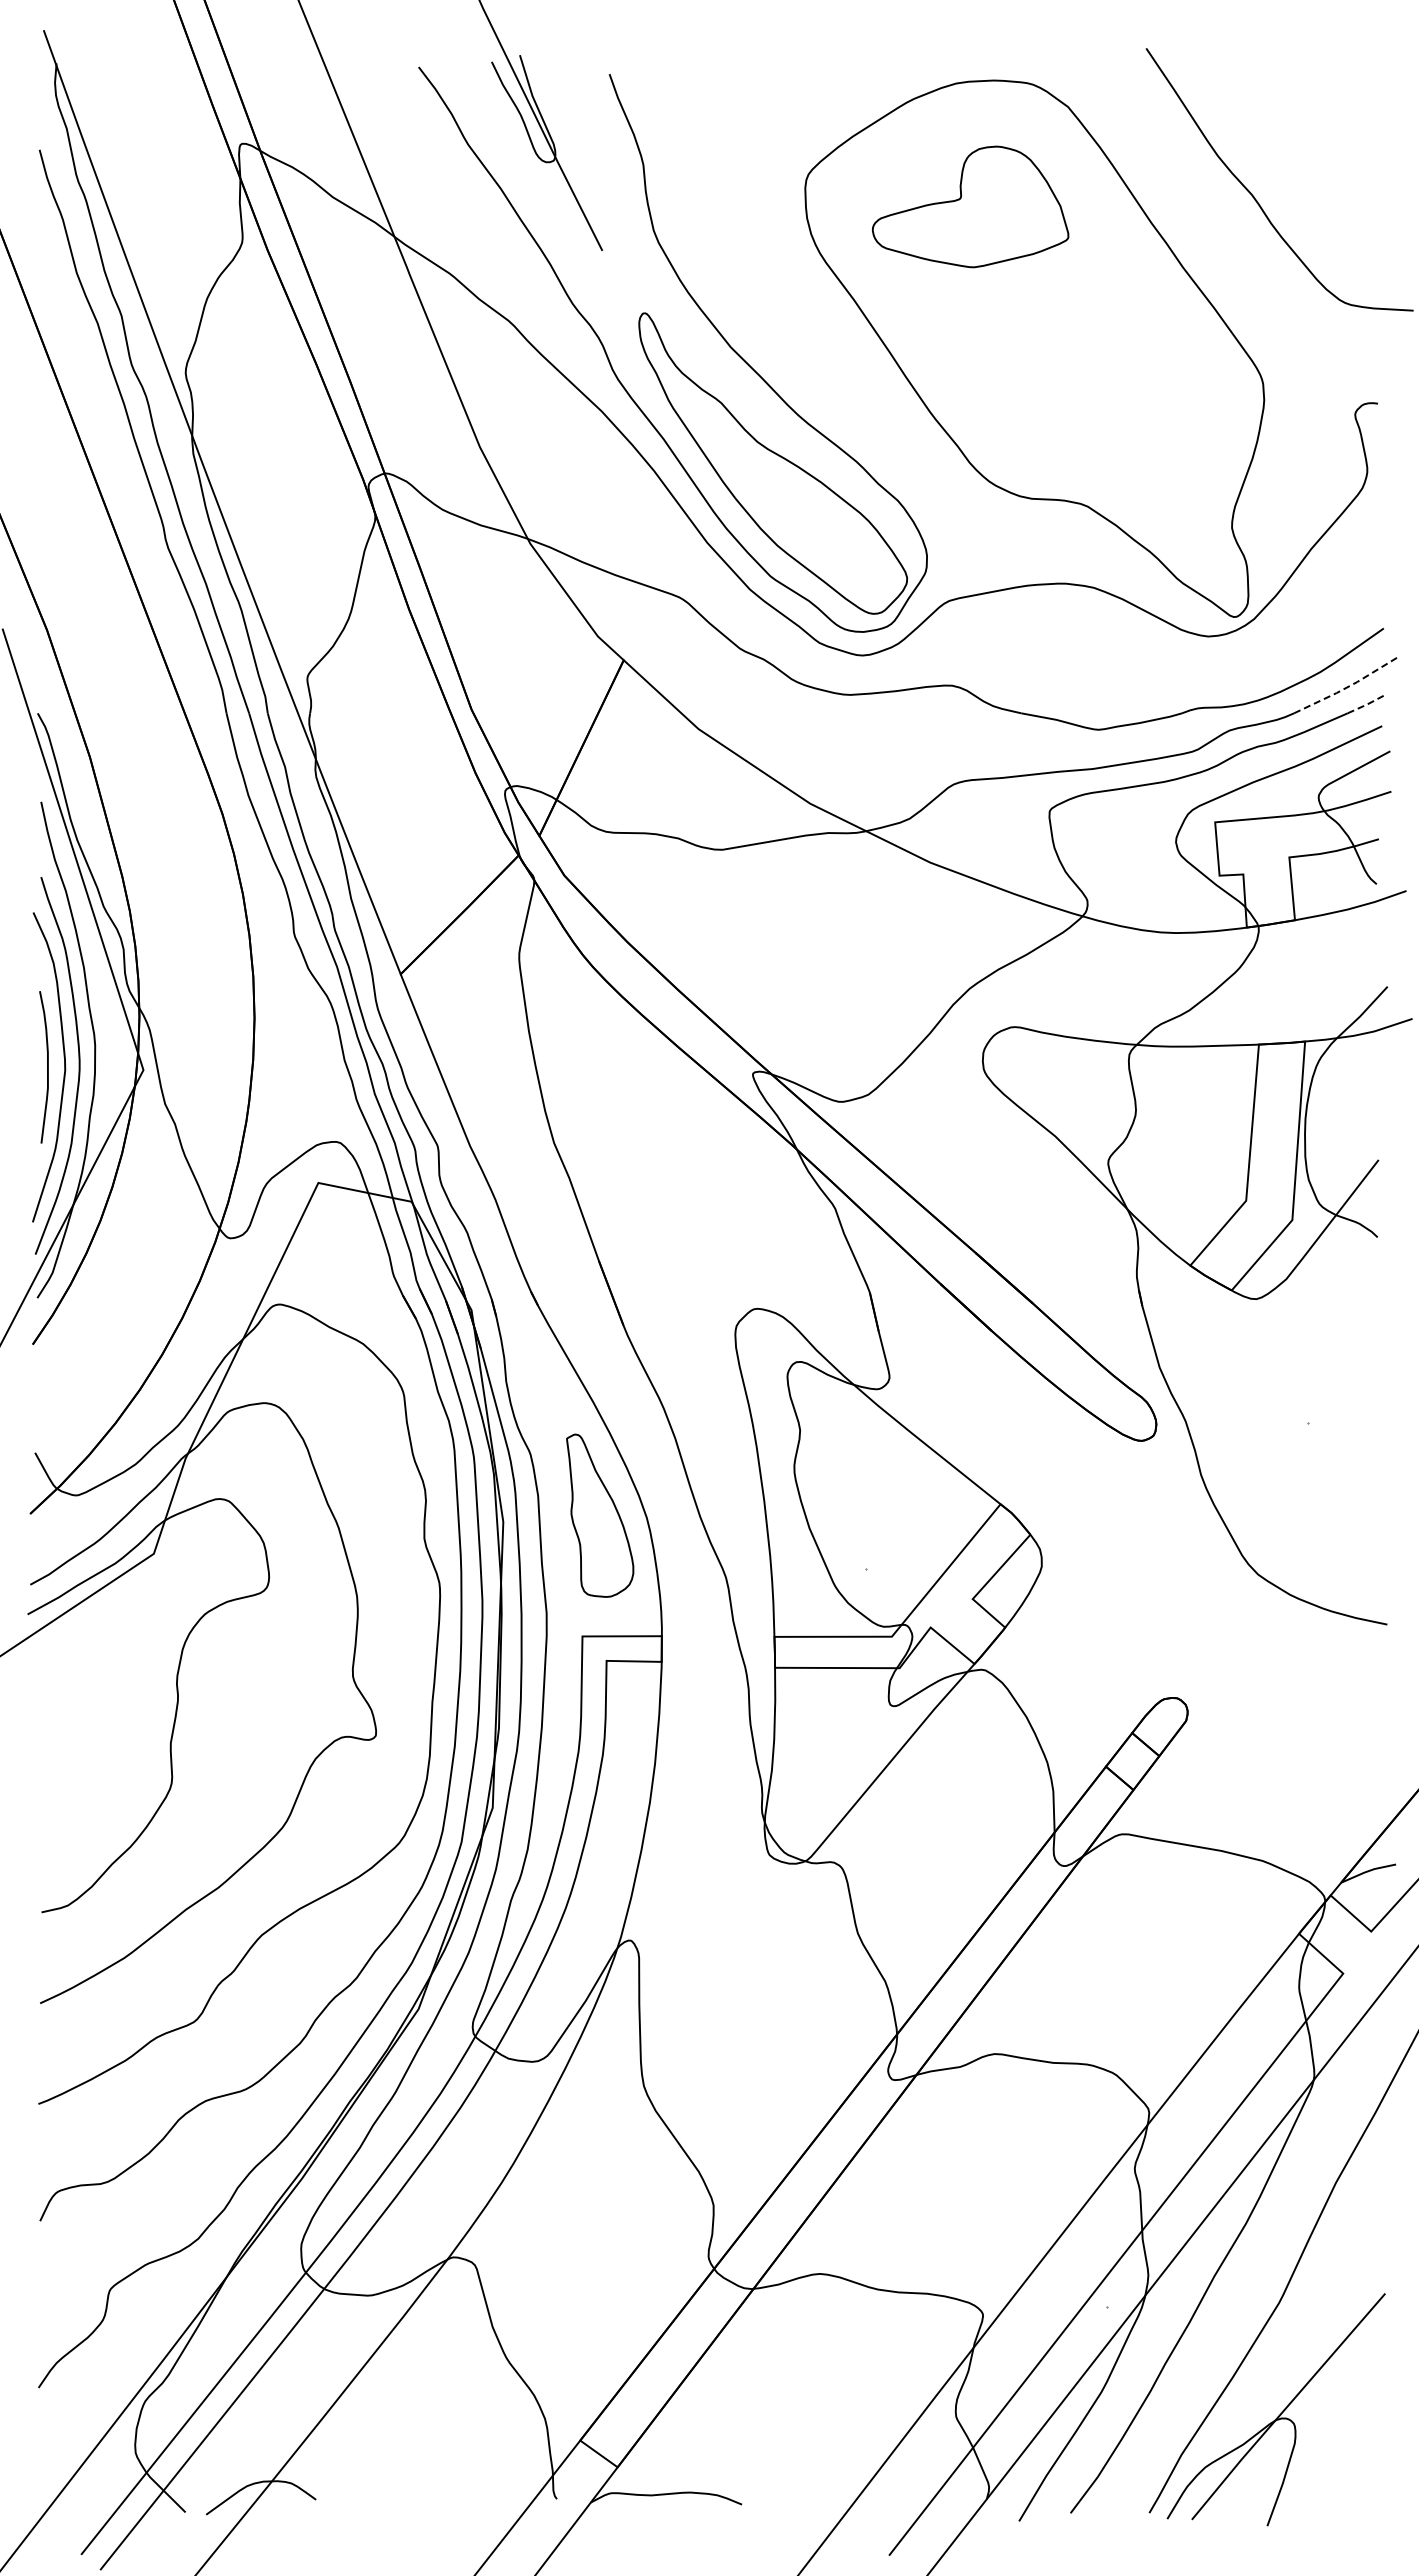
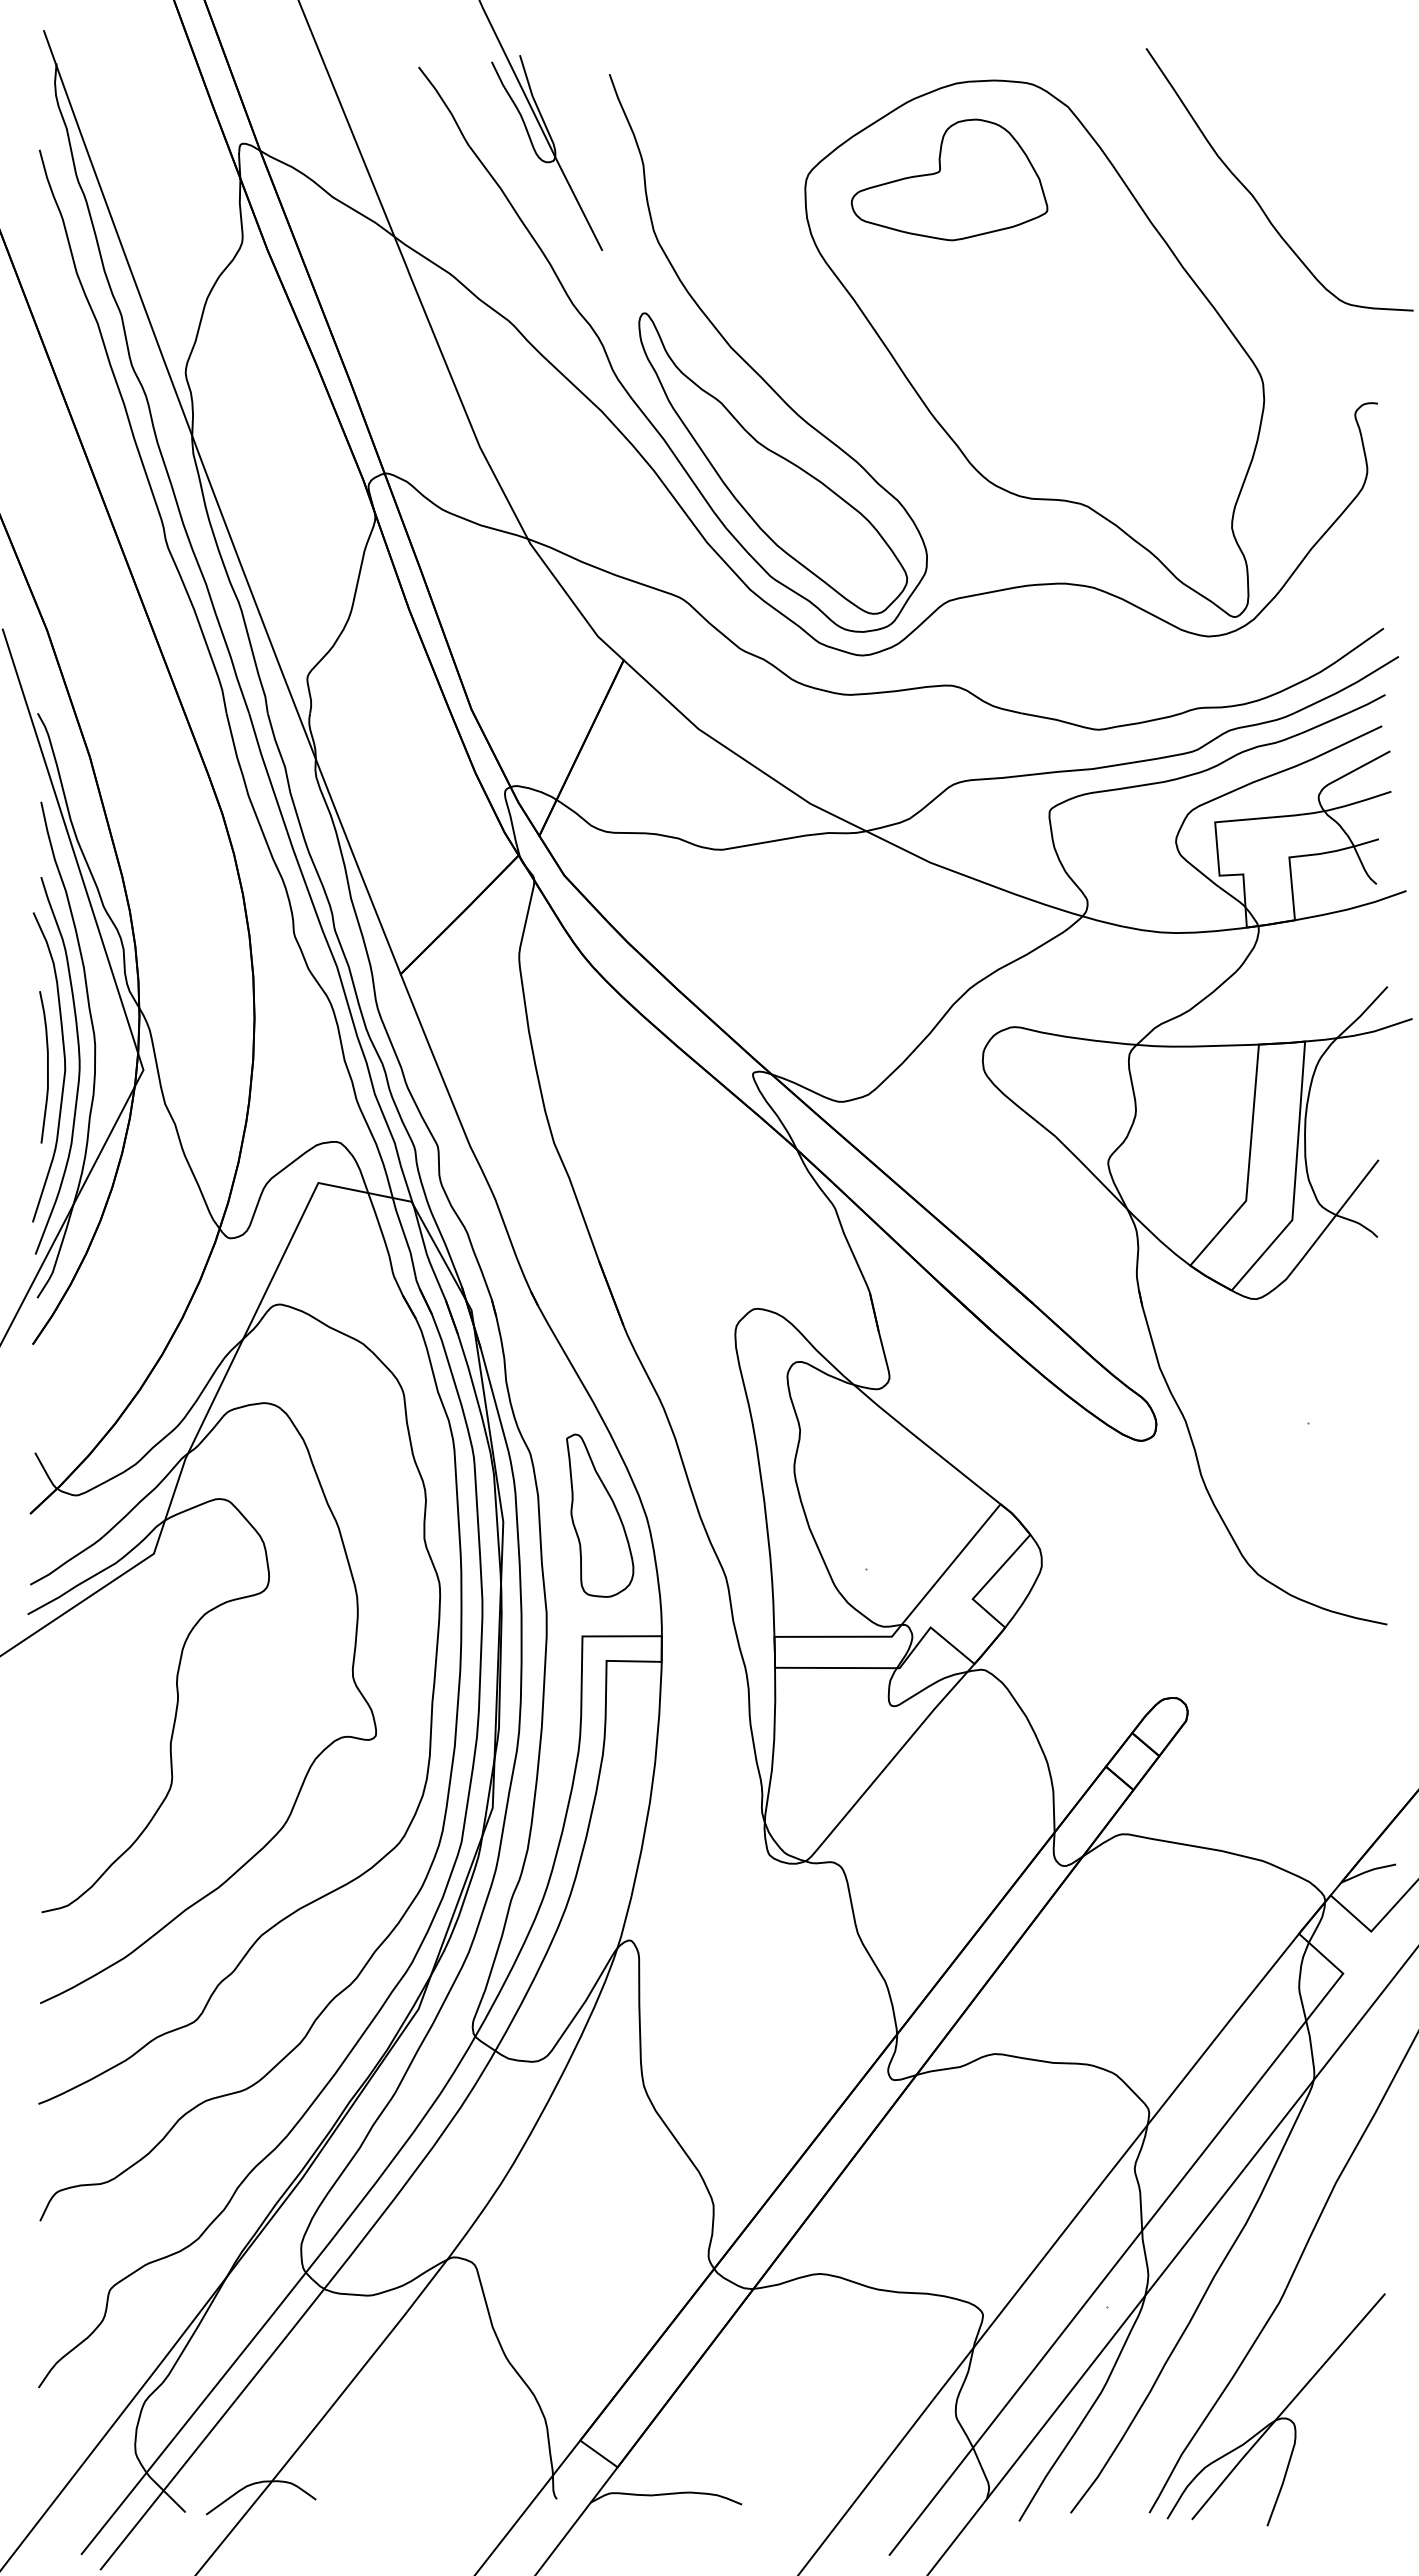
part position: (970, 206) -> (949, 179) (949, 179)
line: dashed -> solid (1347, 687)
line: dashed -> solid (1367, 704)
